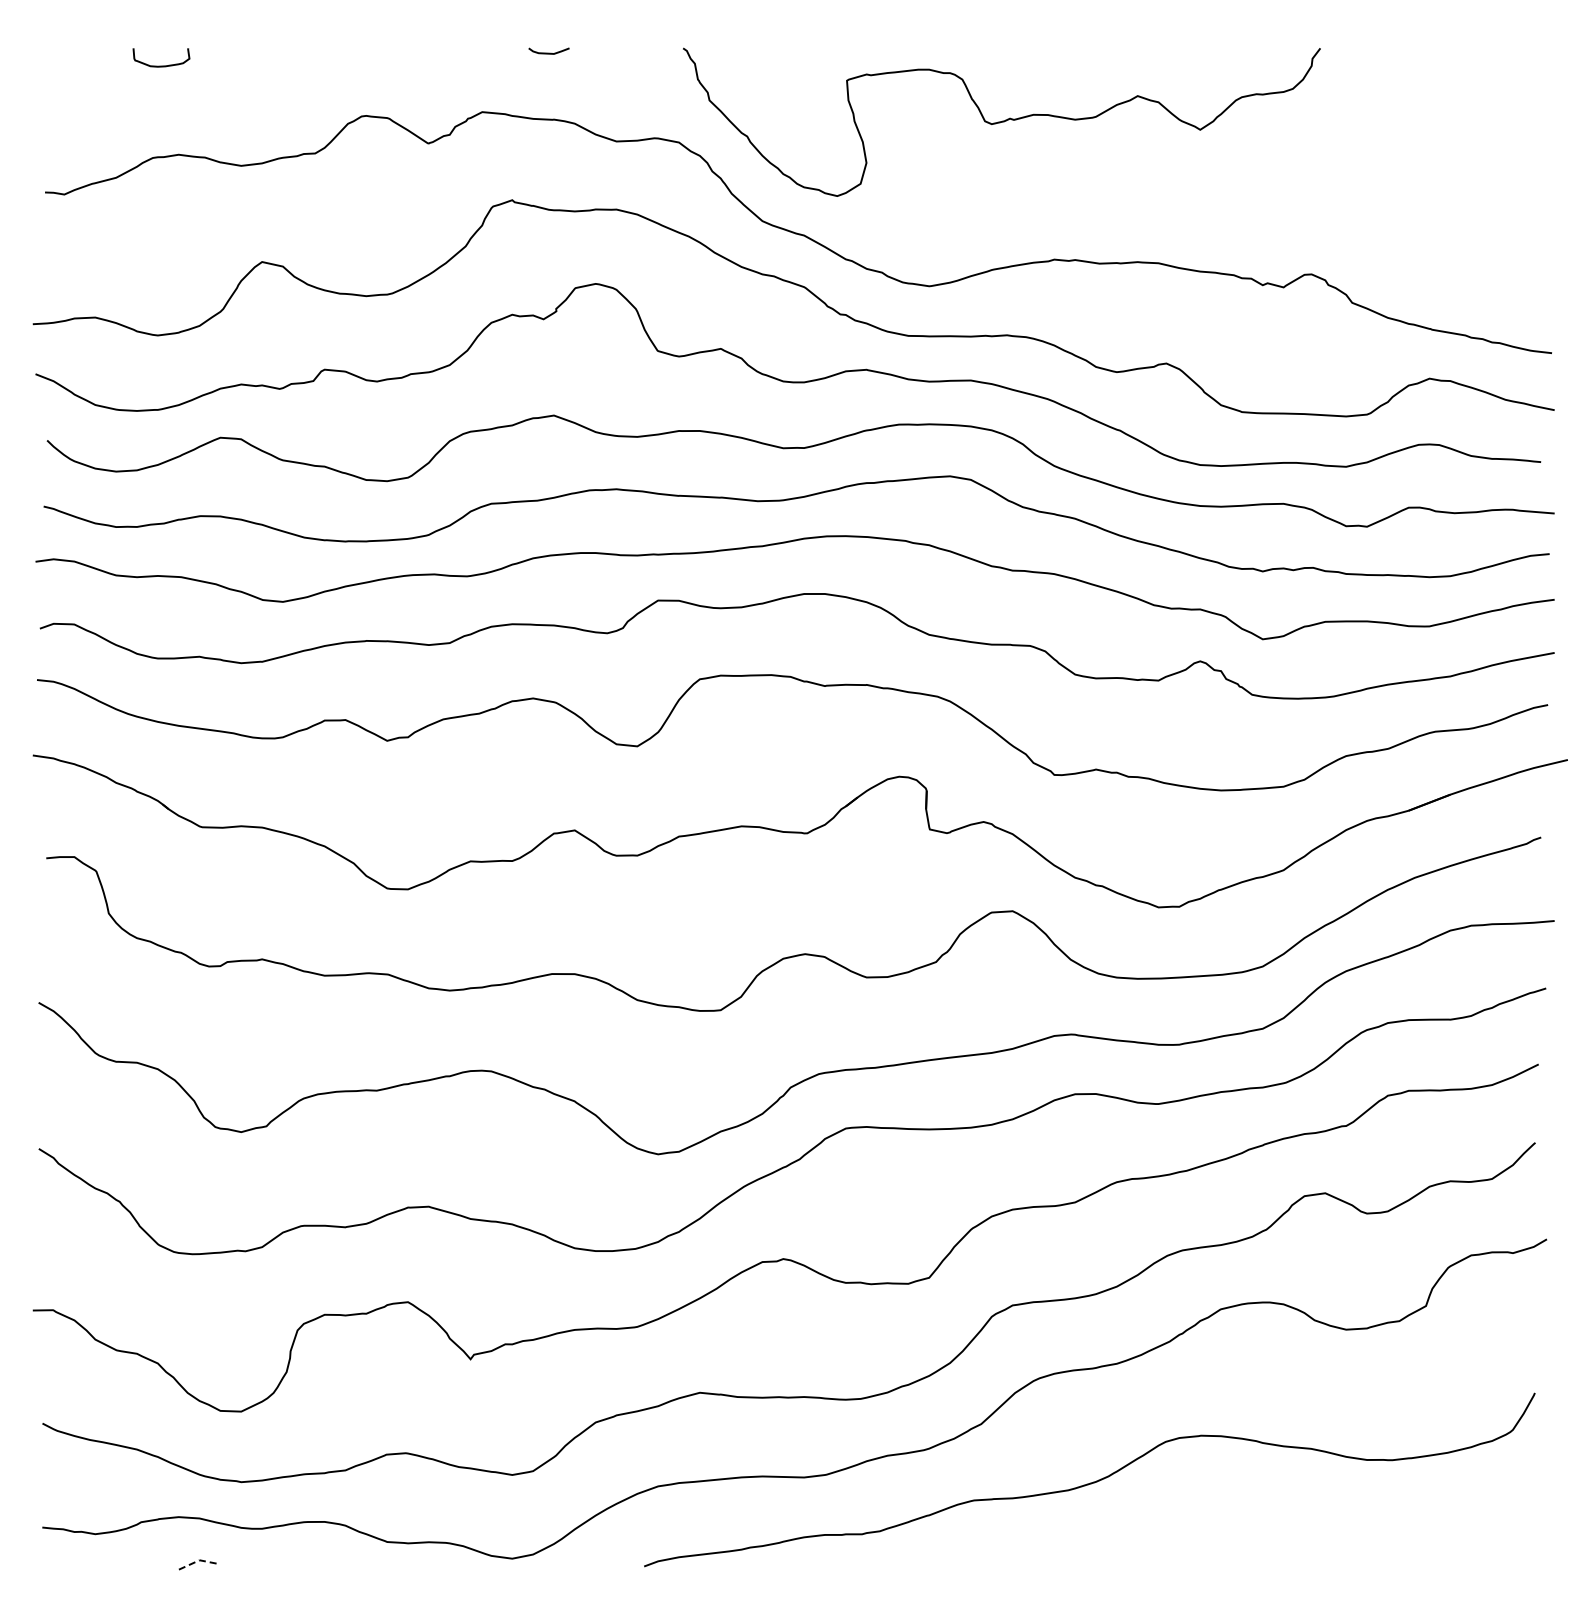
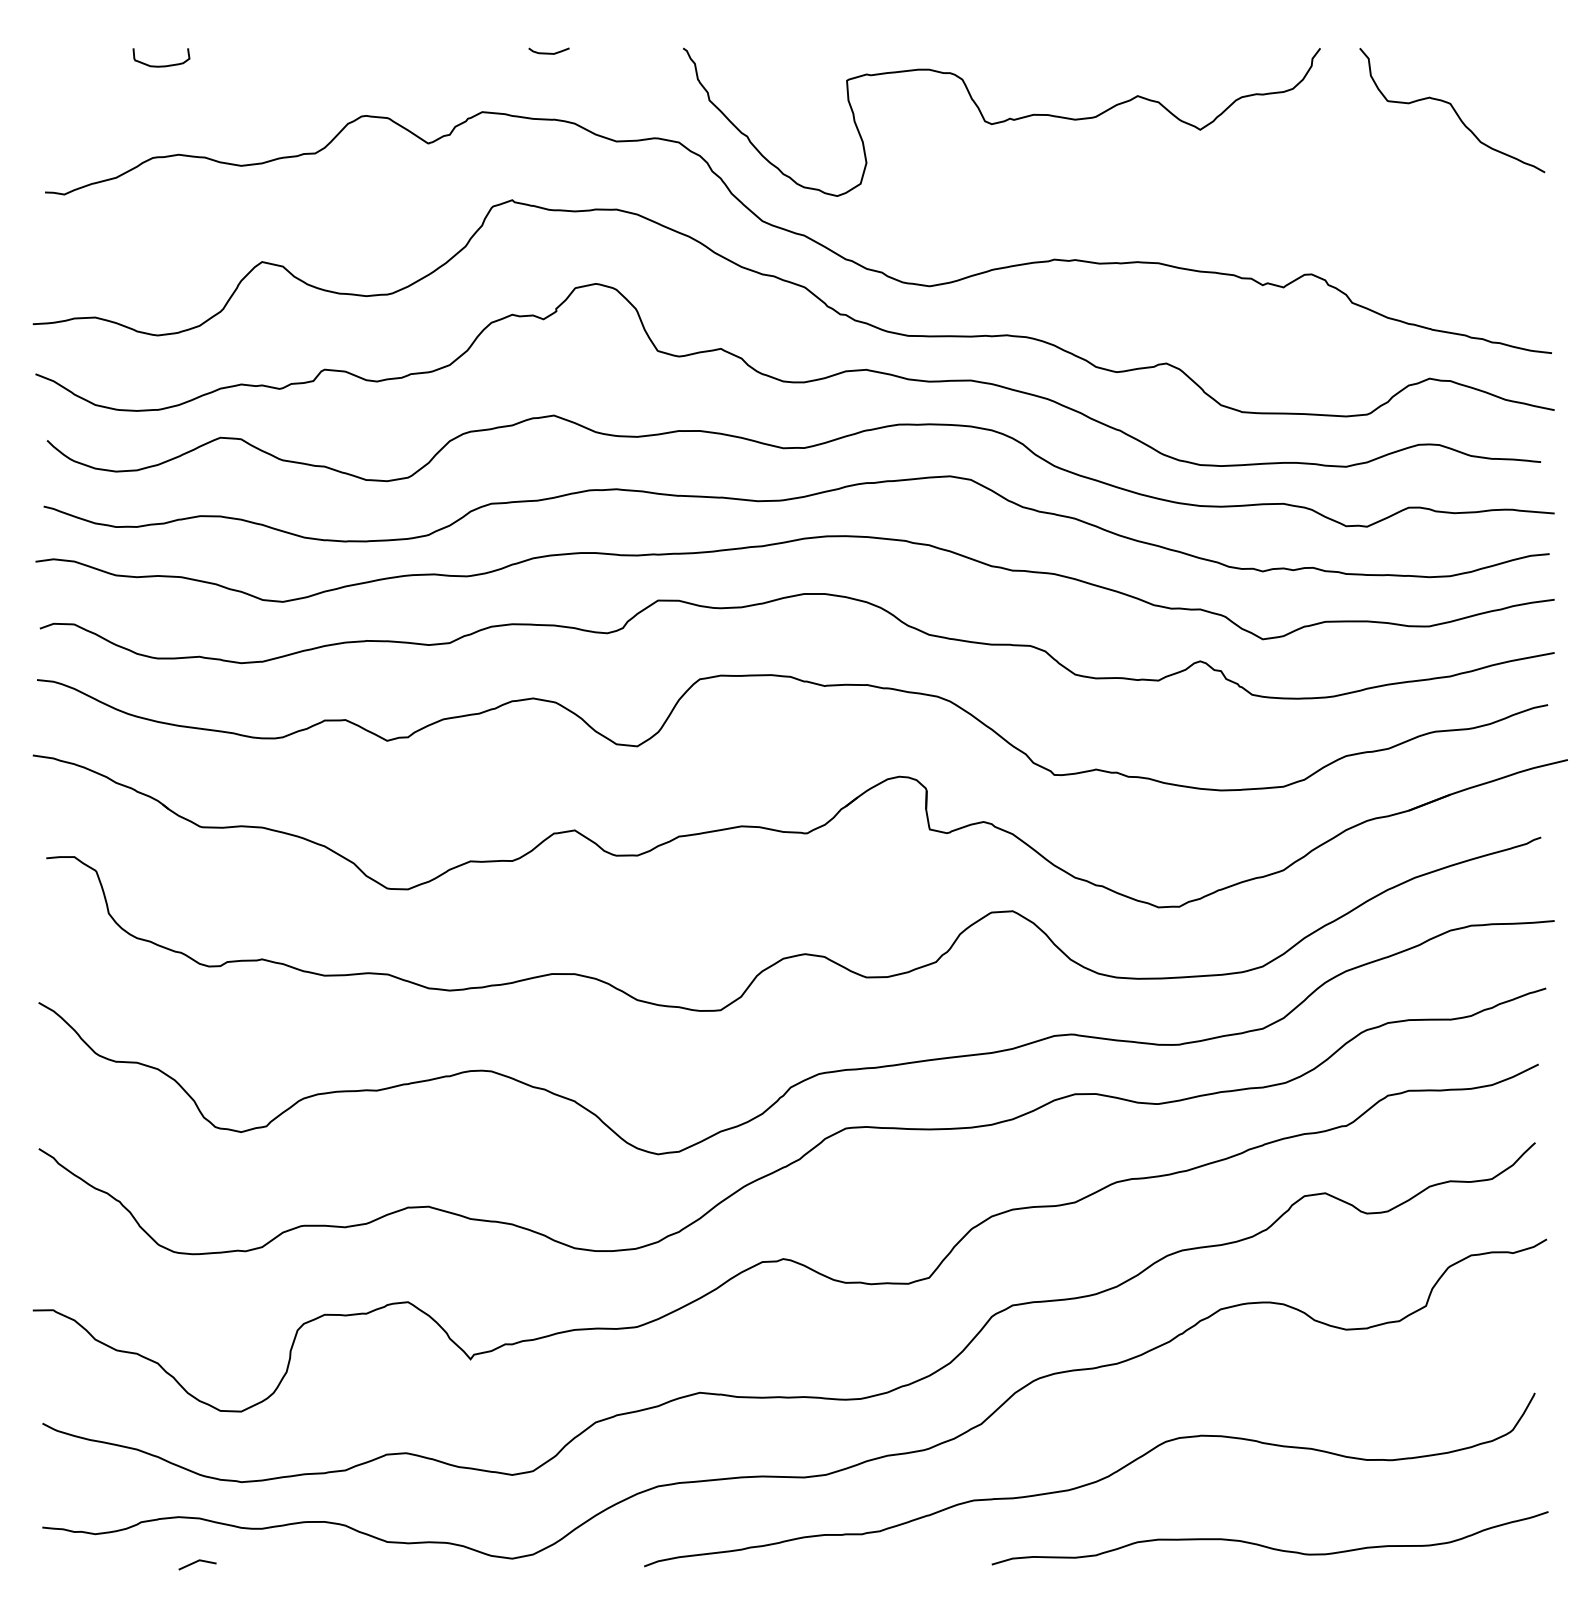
curve: none -> present (1453, 110)
curve: none -> present (1265, 1545)
line: dashed -> solid (197, 1561)
